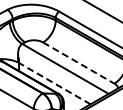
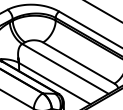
line: dashed -> solid (79, 63)
line: dashed -> solid (54, 83)
